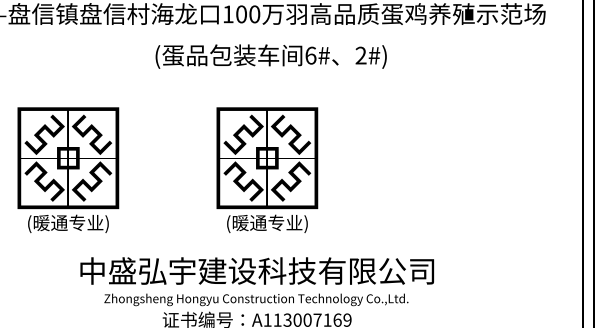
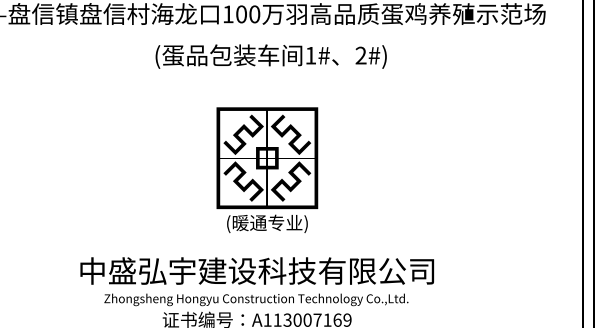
text: 6# -> 1# (310, 55)
part: present -> none (68, 169)
